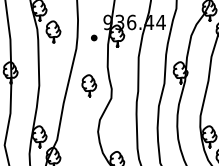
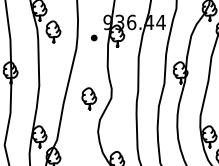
part position: (89, 85) -> (89, 98) (89, 98)
